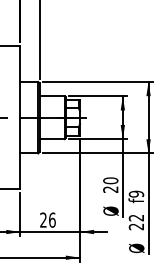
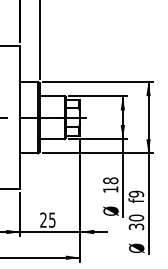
text: 20 -> 18 (110, 184)
text: 26 -> 25 (52, 219)
text: 22 -> 30 (136, 222)
